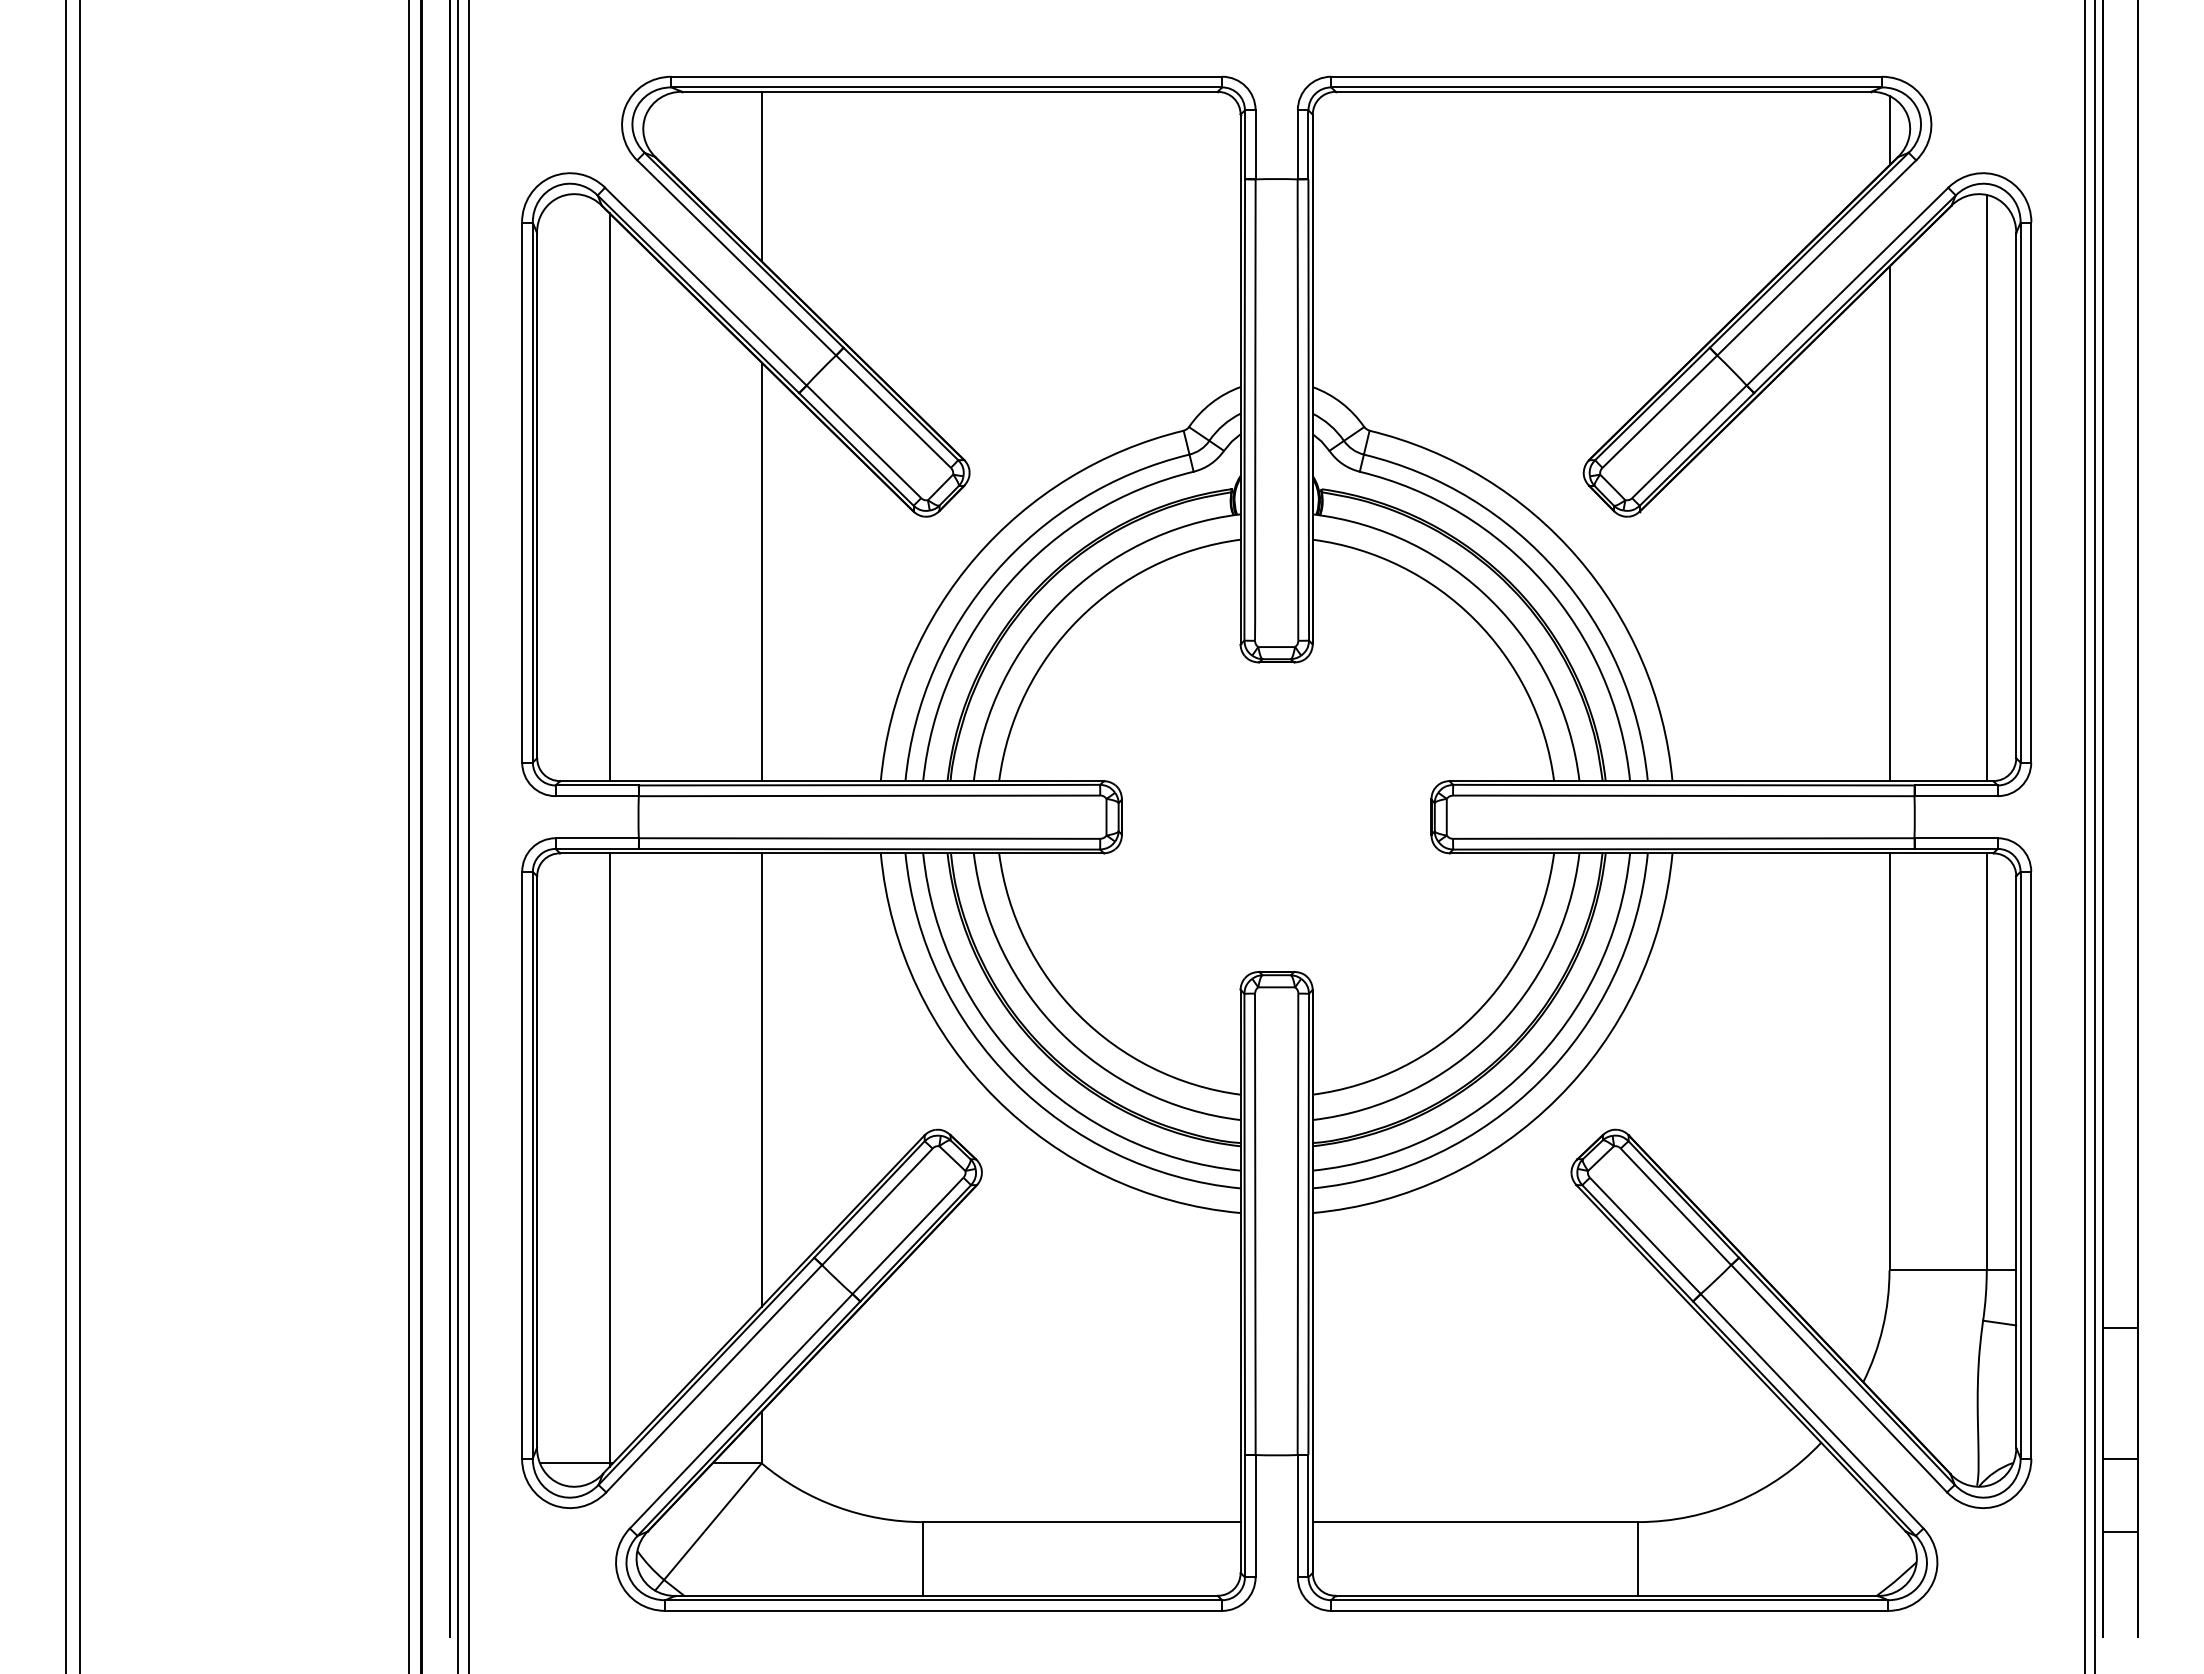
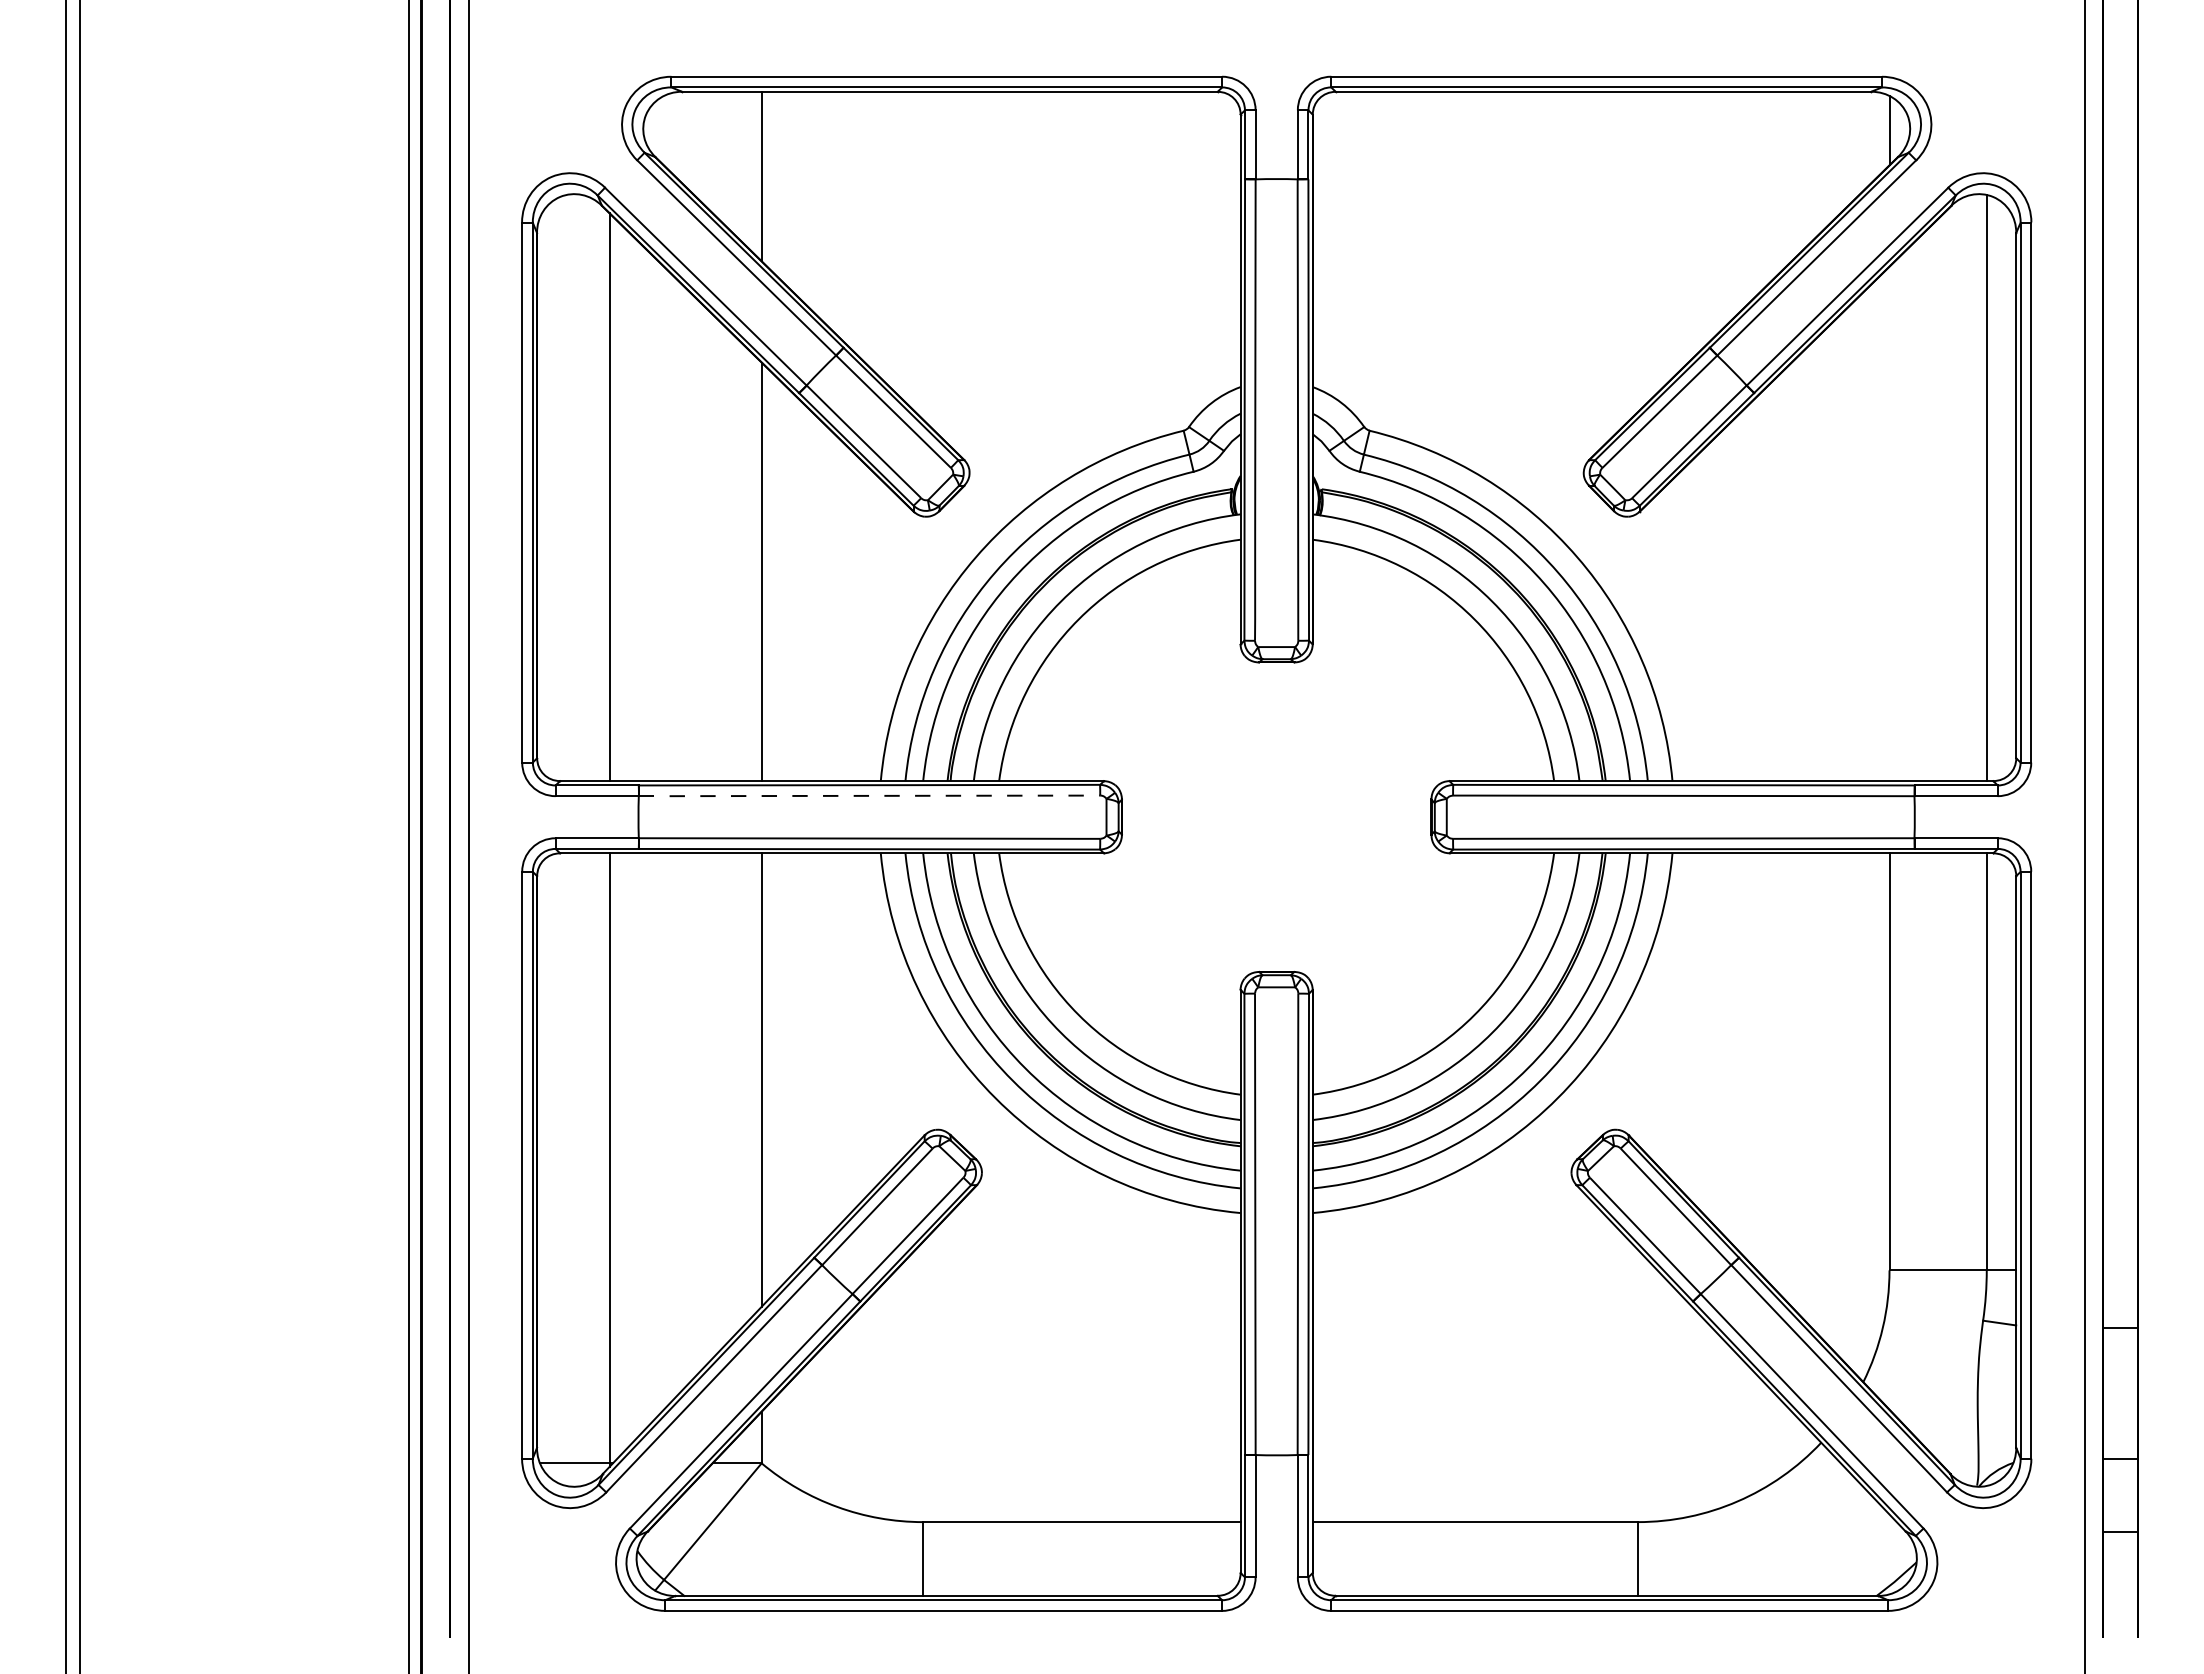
line: present -> none (1889, 523)
line: solid -> dashed (868, 795)
line: present -> none (458, 836)
line: present -> none (2095, 836)
